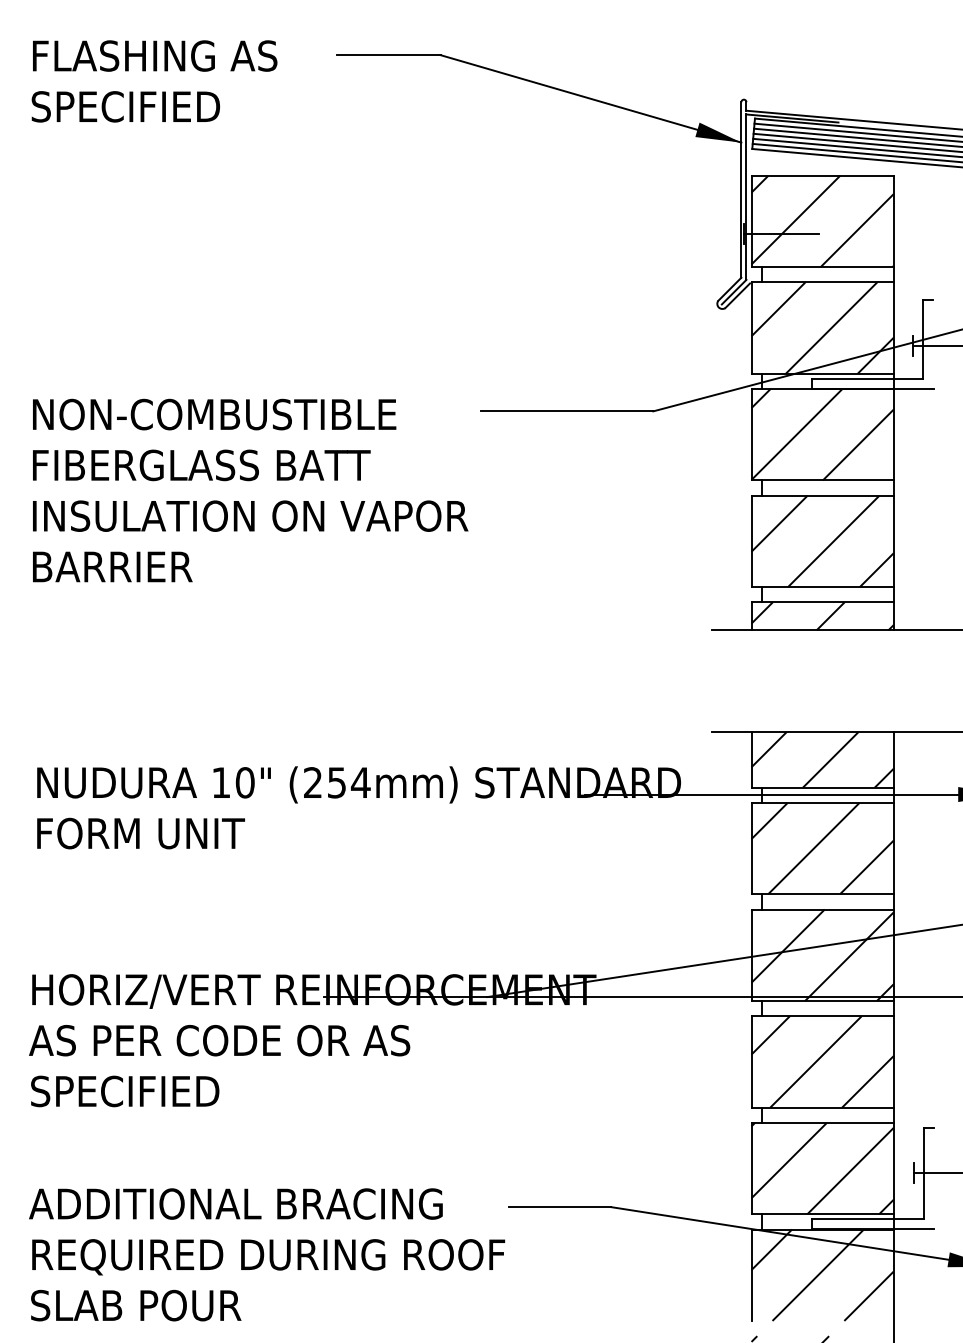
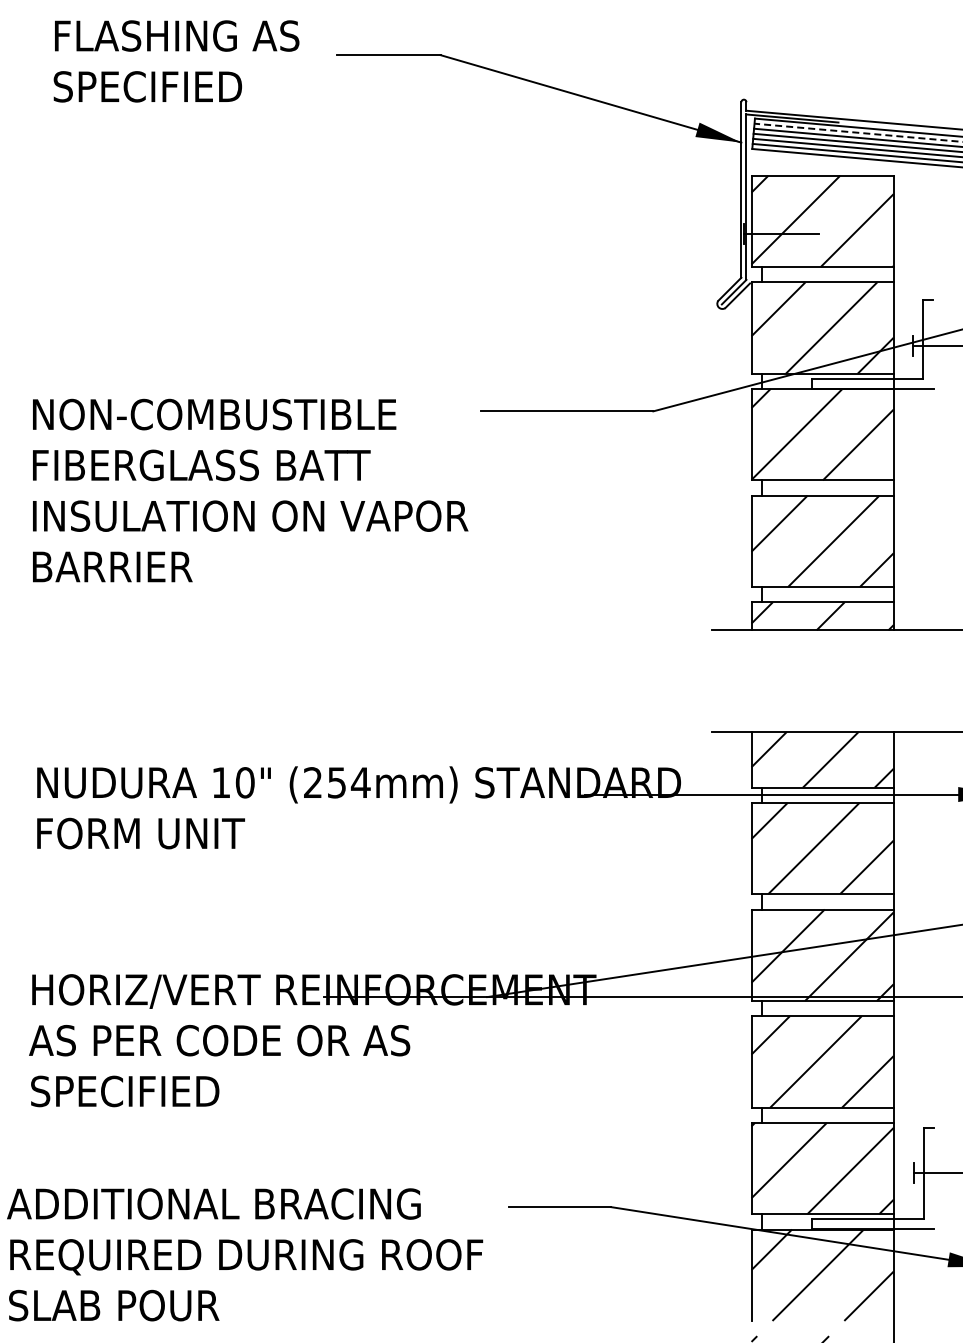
text position: (154, 81) -> (176, 61) (176, 61)
line: solid -> dashed (858, 132)
text position: (267, 1254) -> (245, 1254) (245, 1254)
